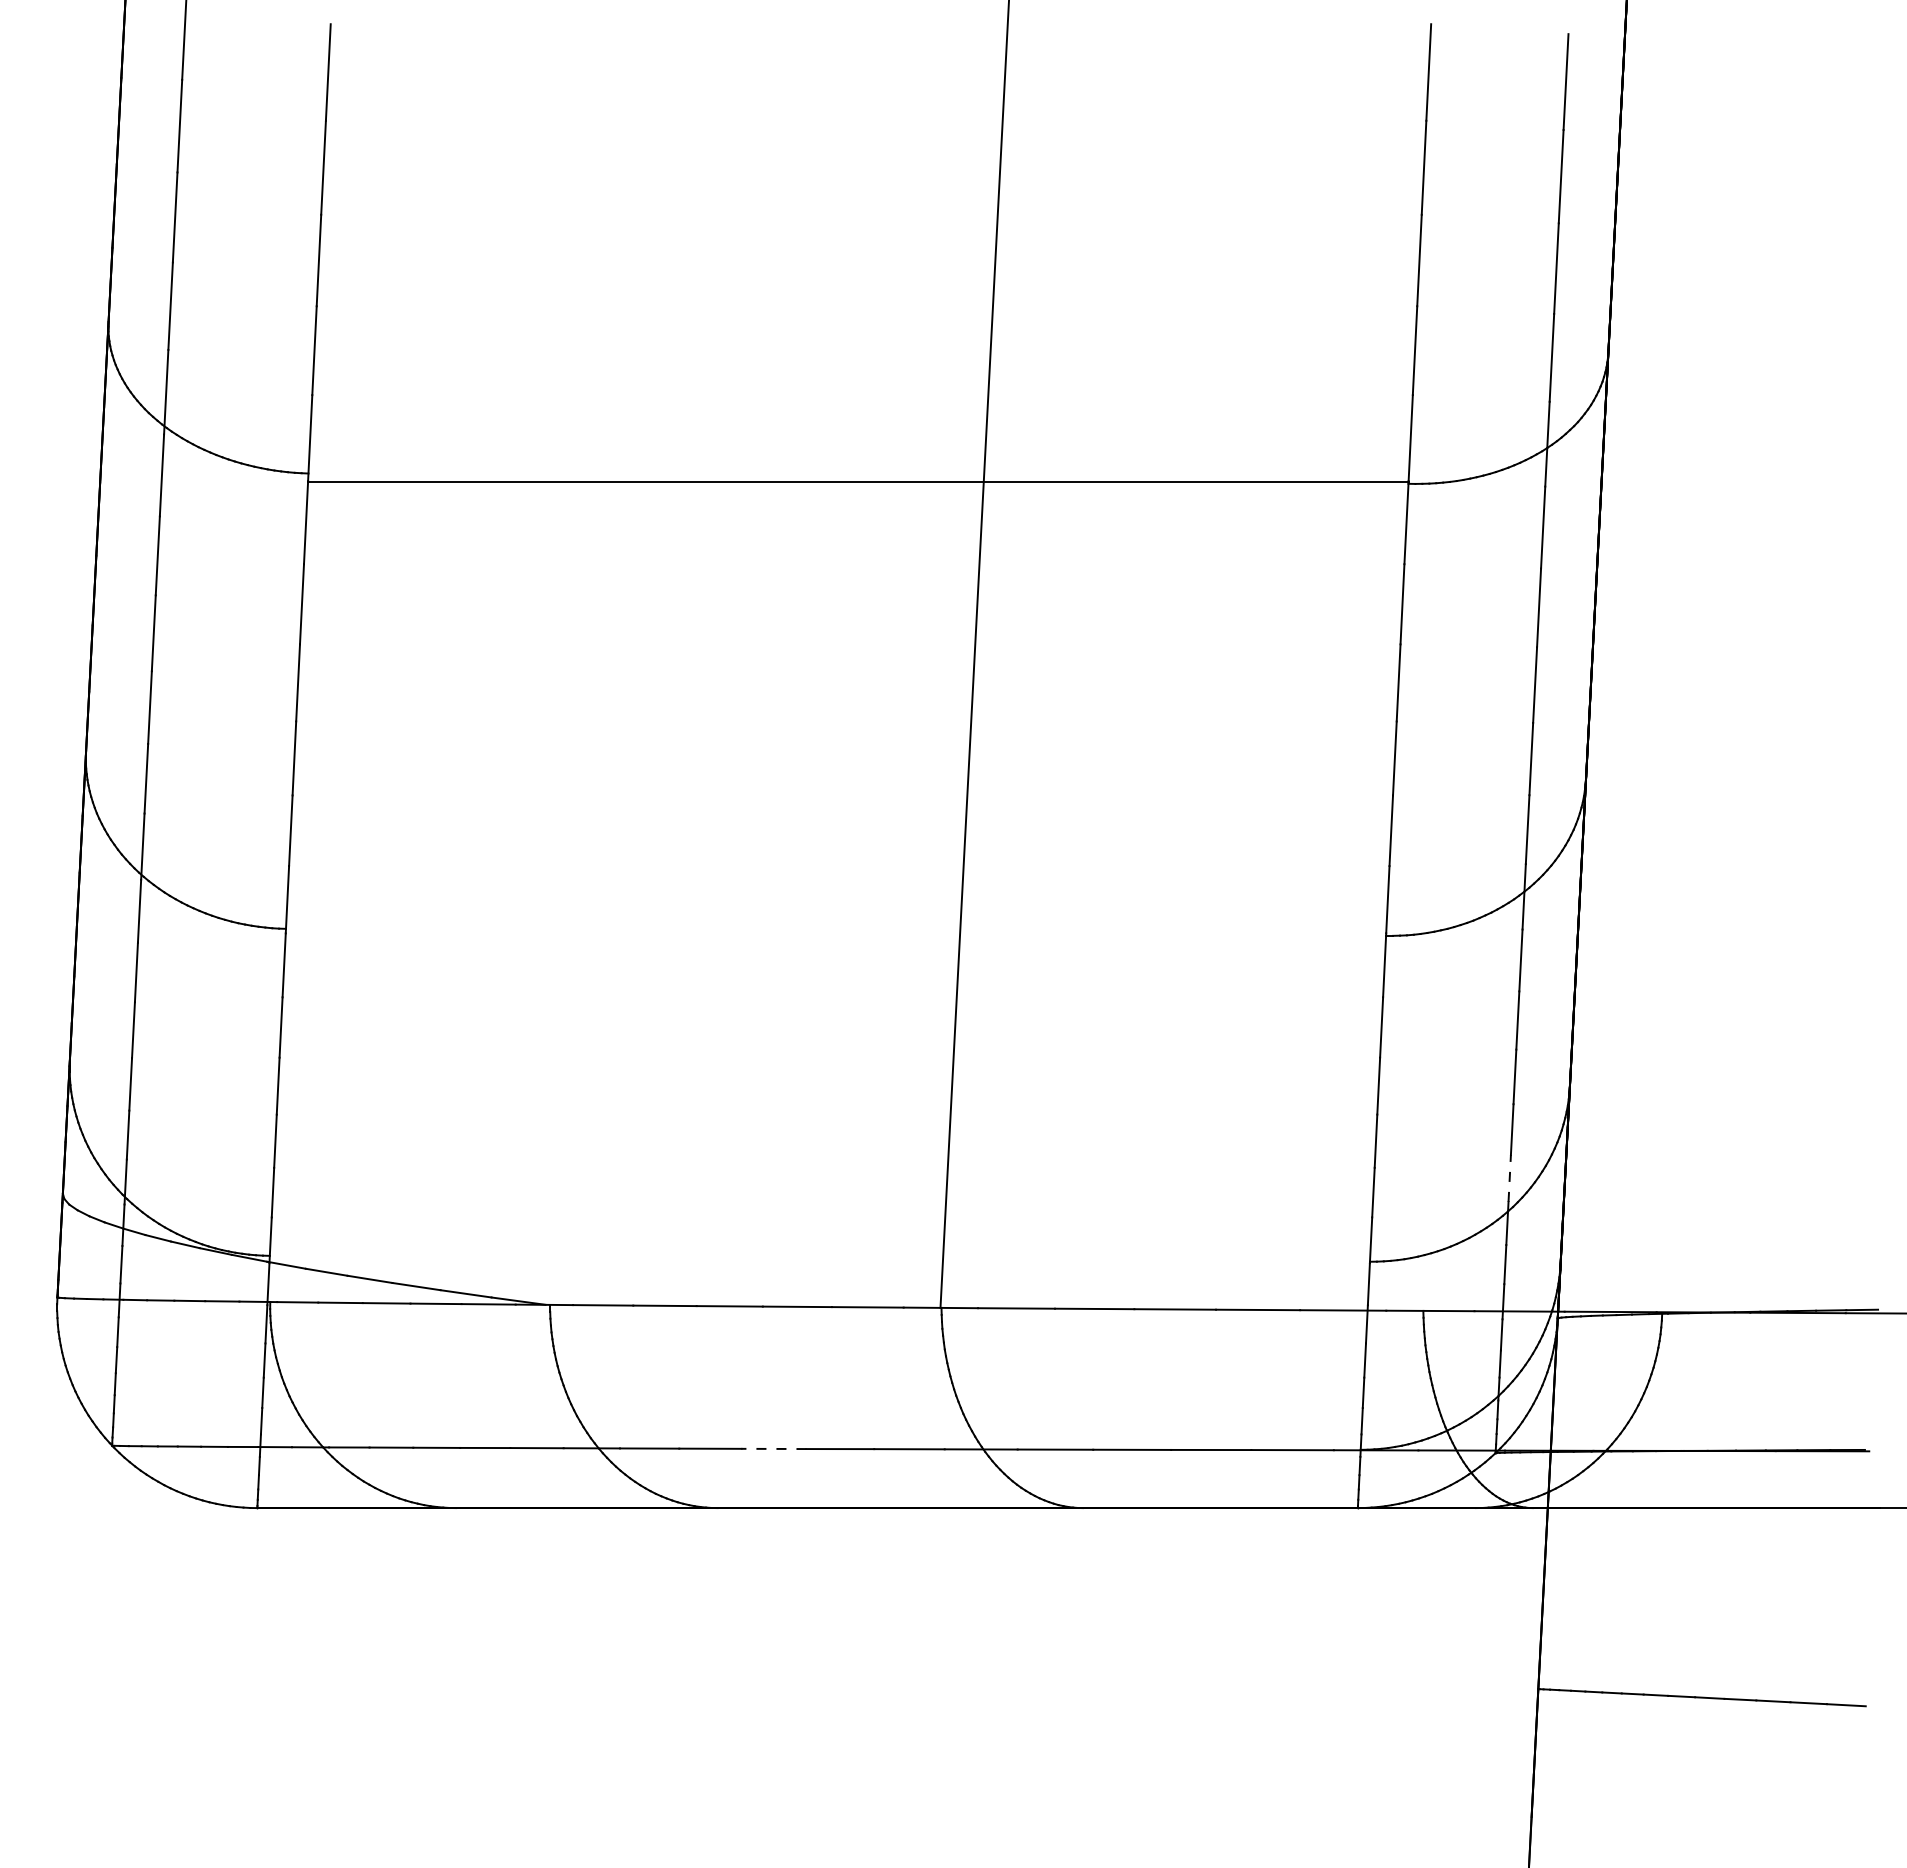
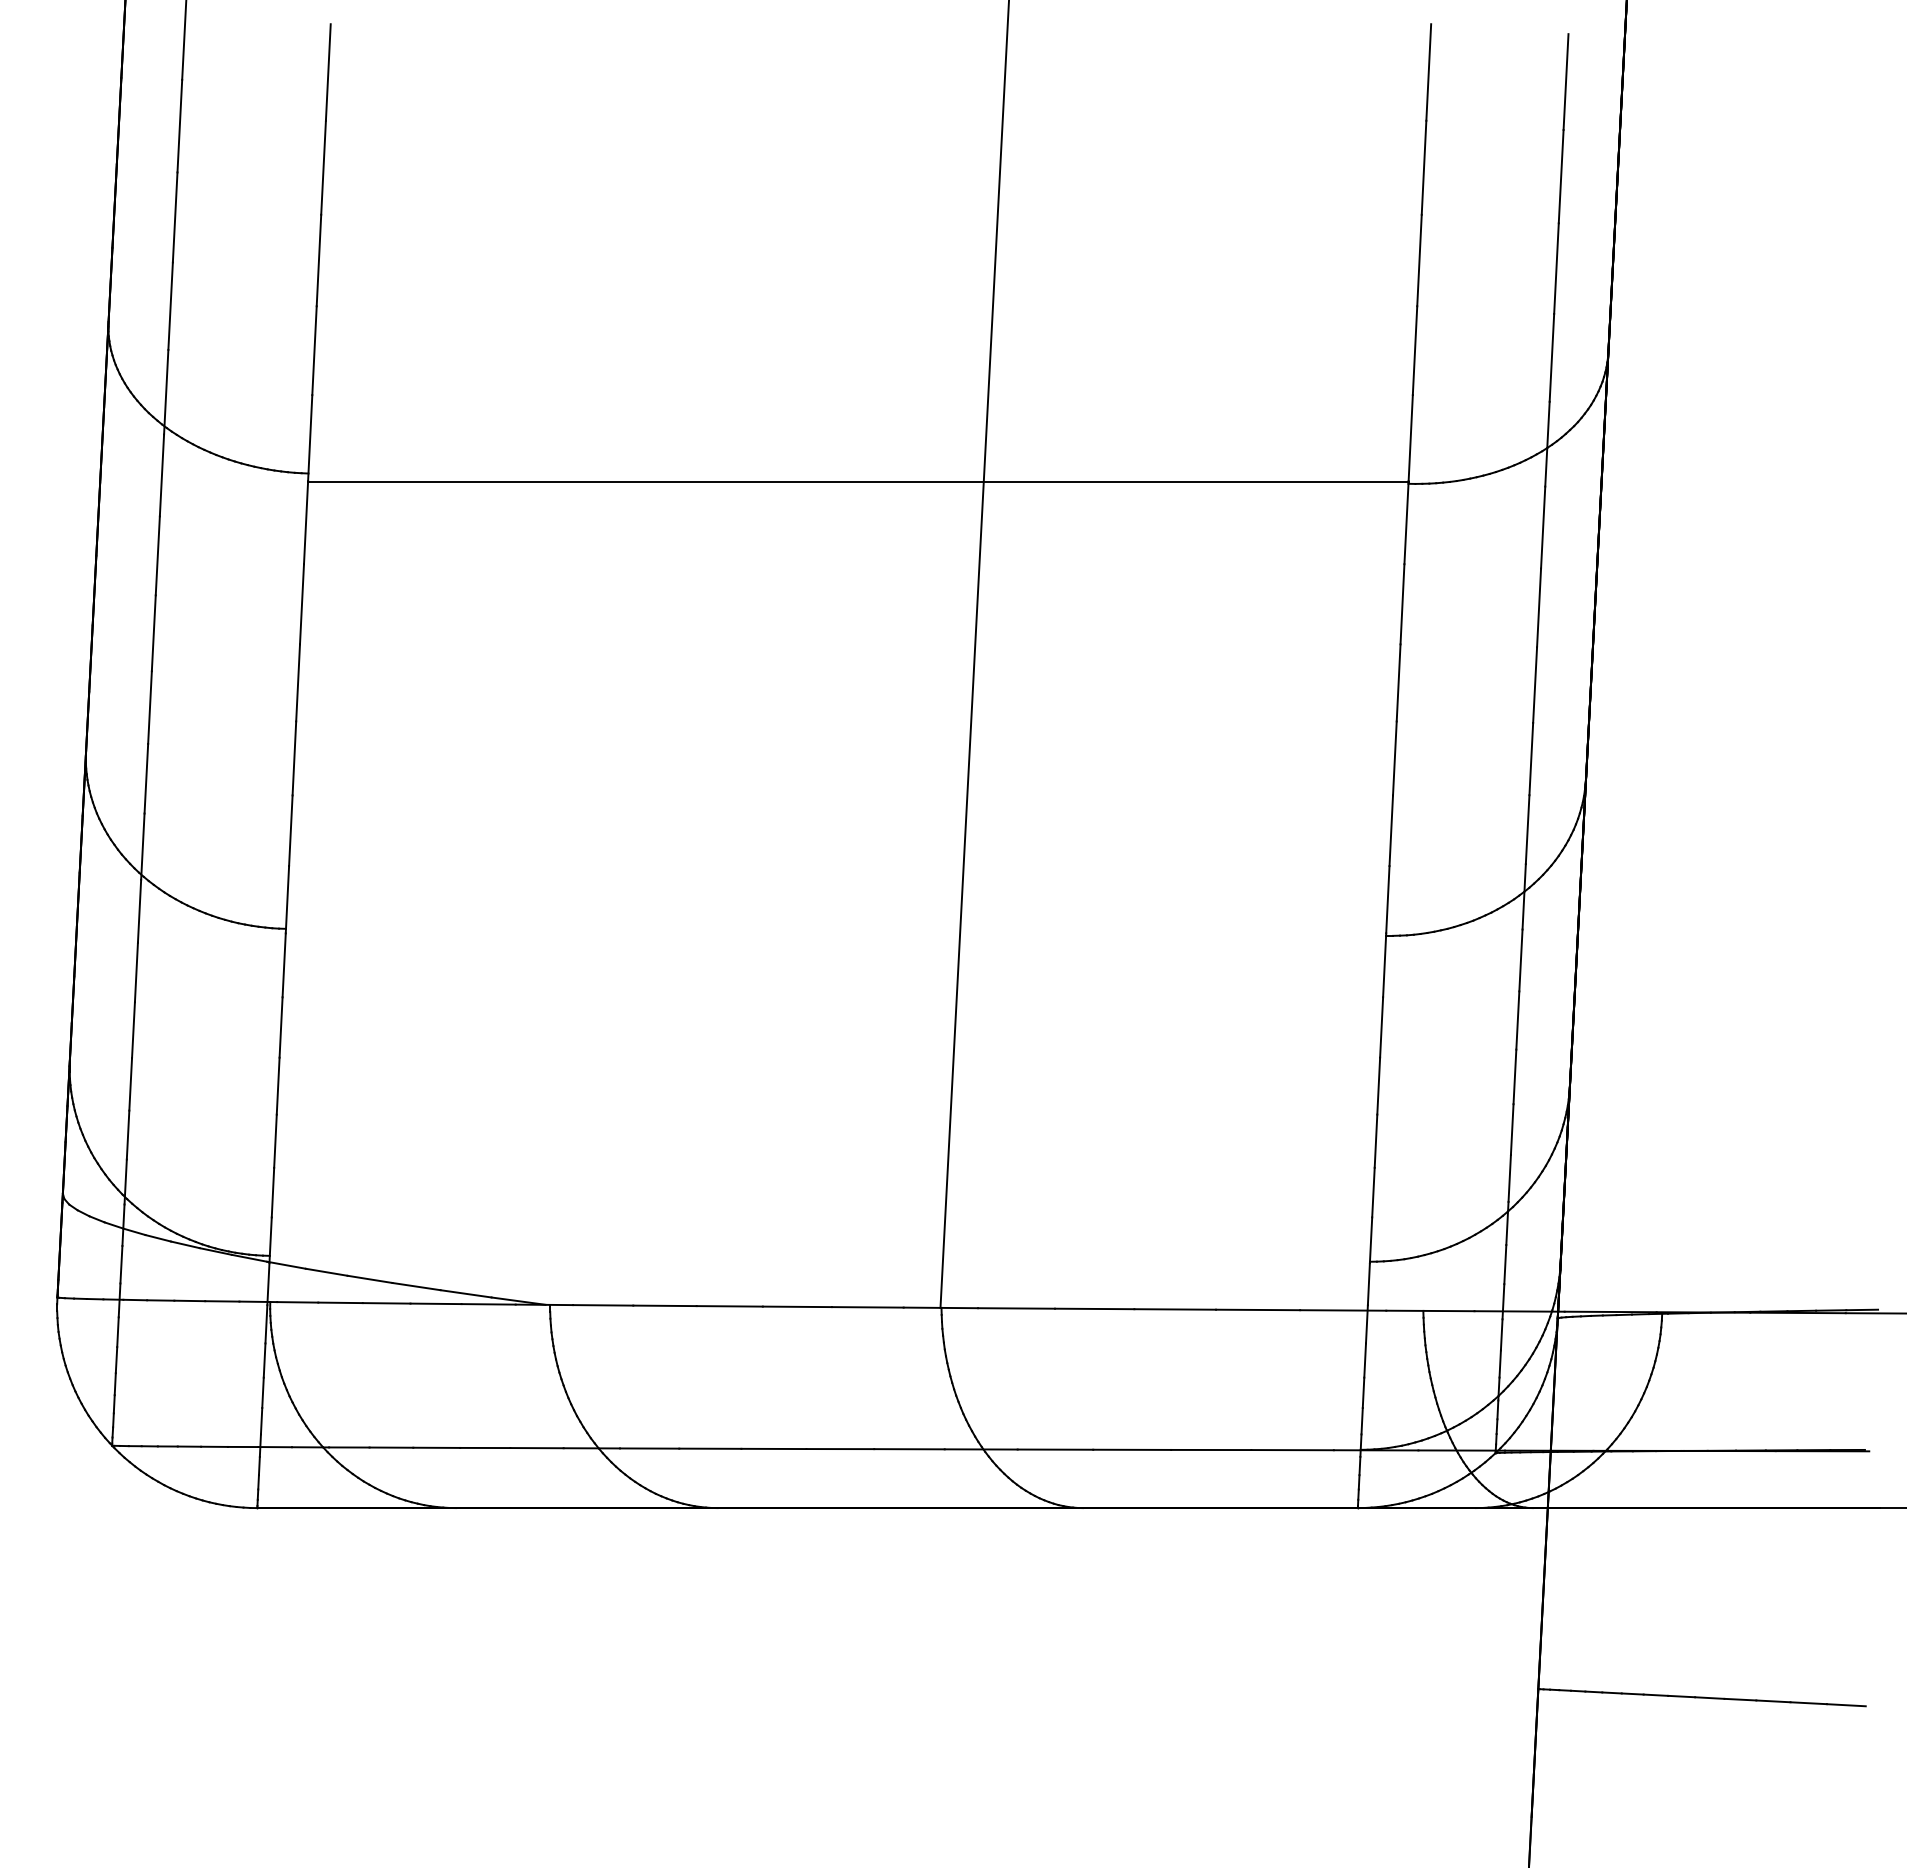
line: dashed -> solid (1509, 1178)
line: dashed -> solid (773, 1448)
